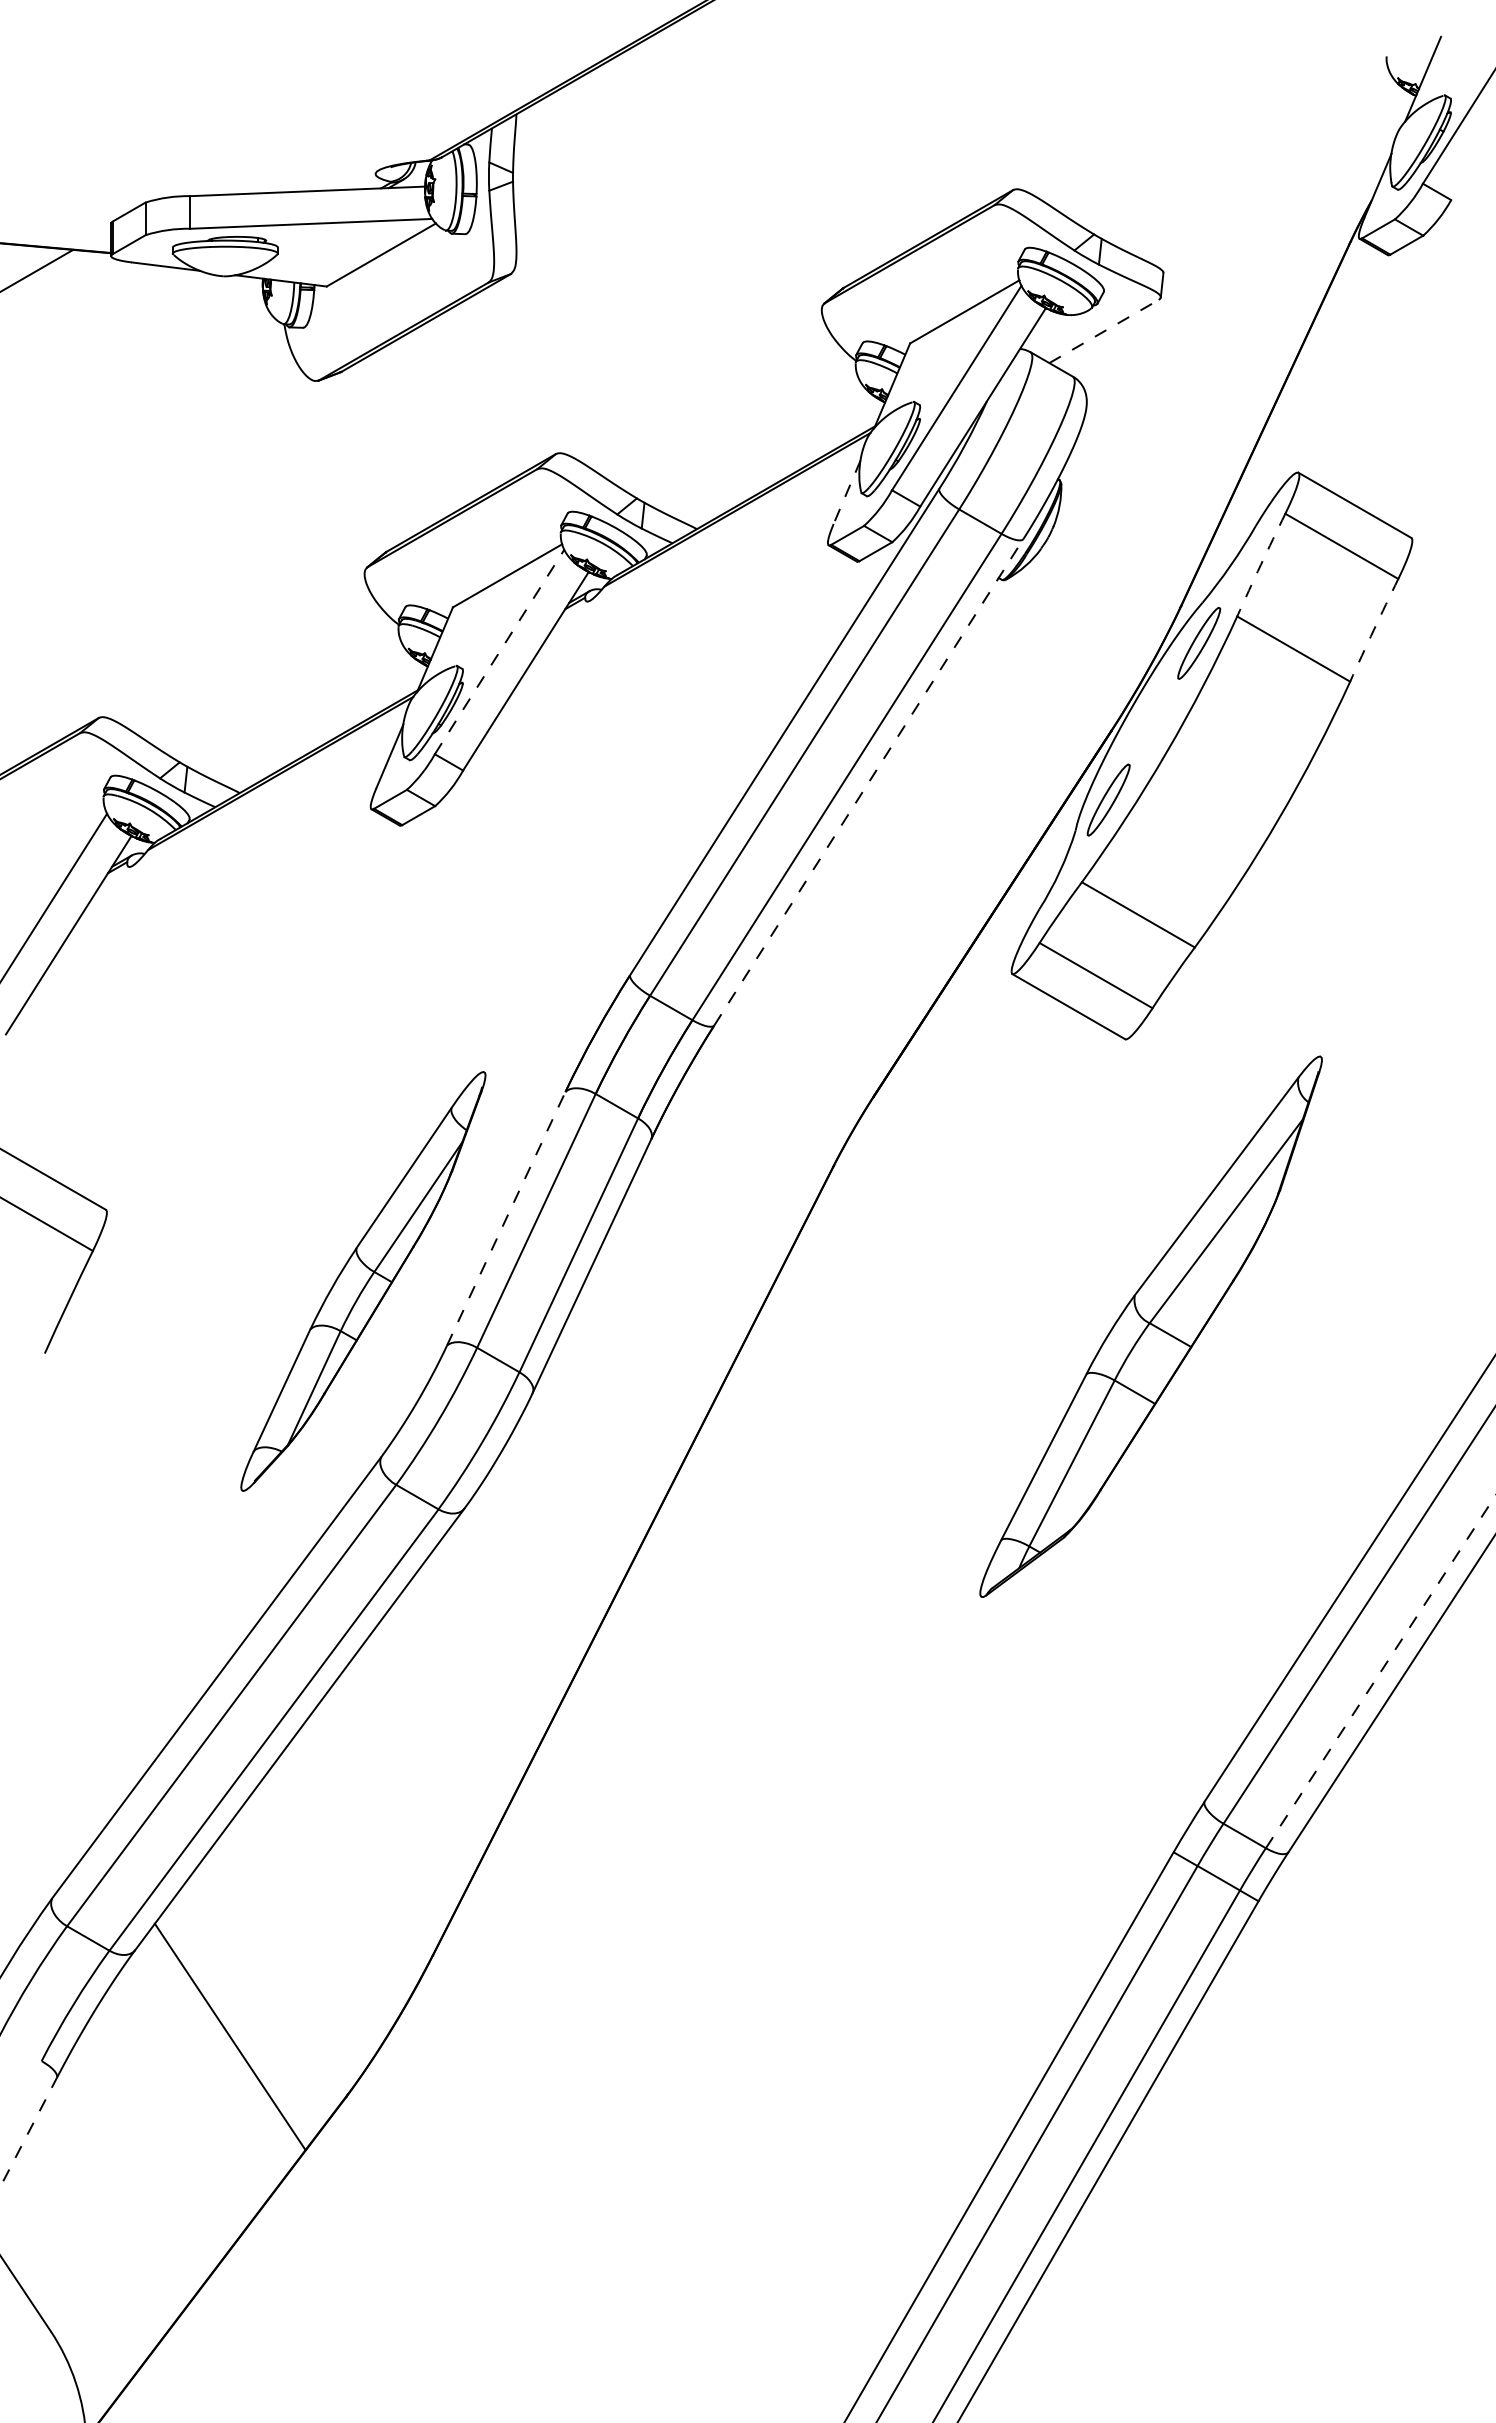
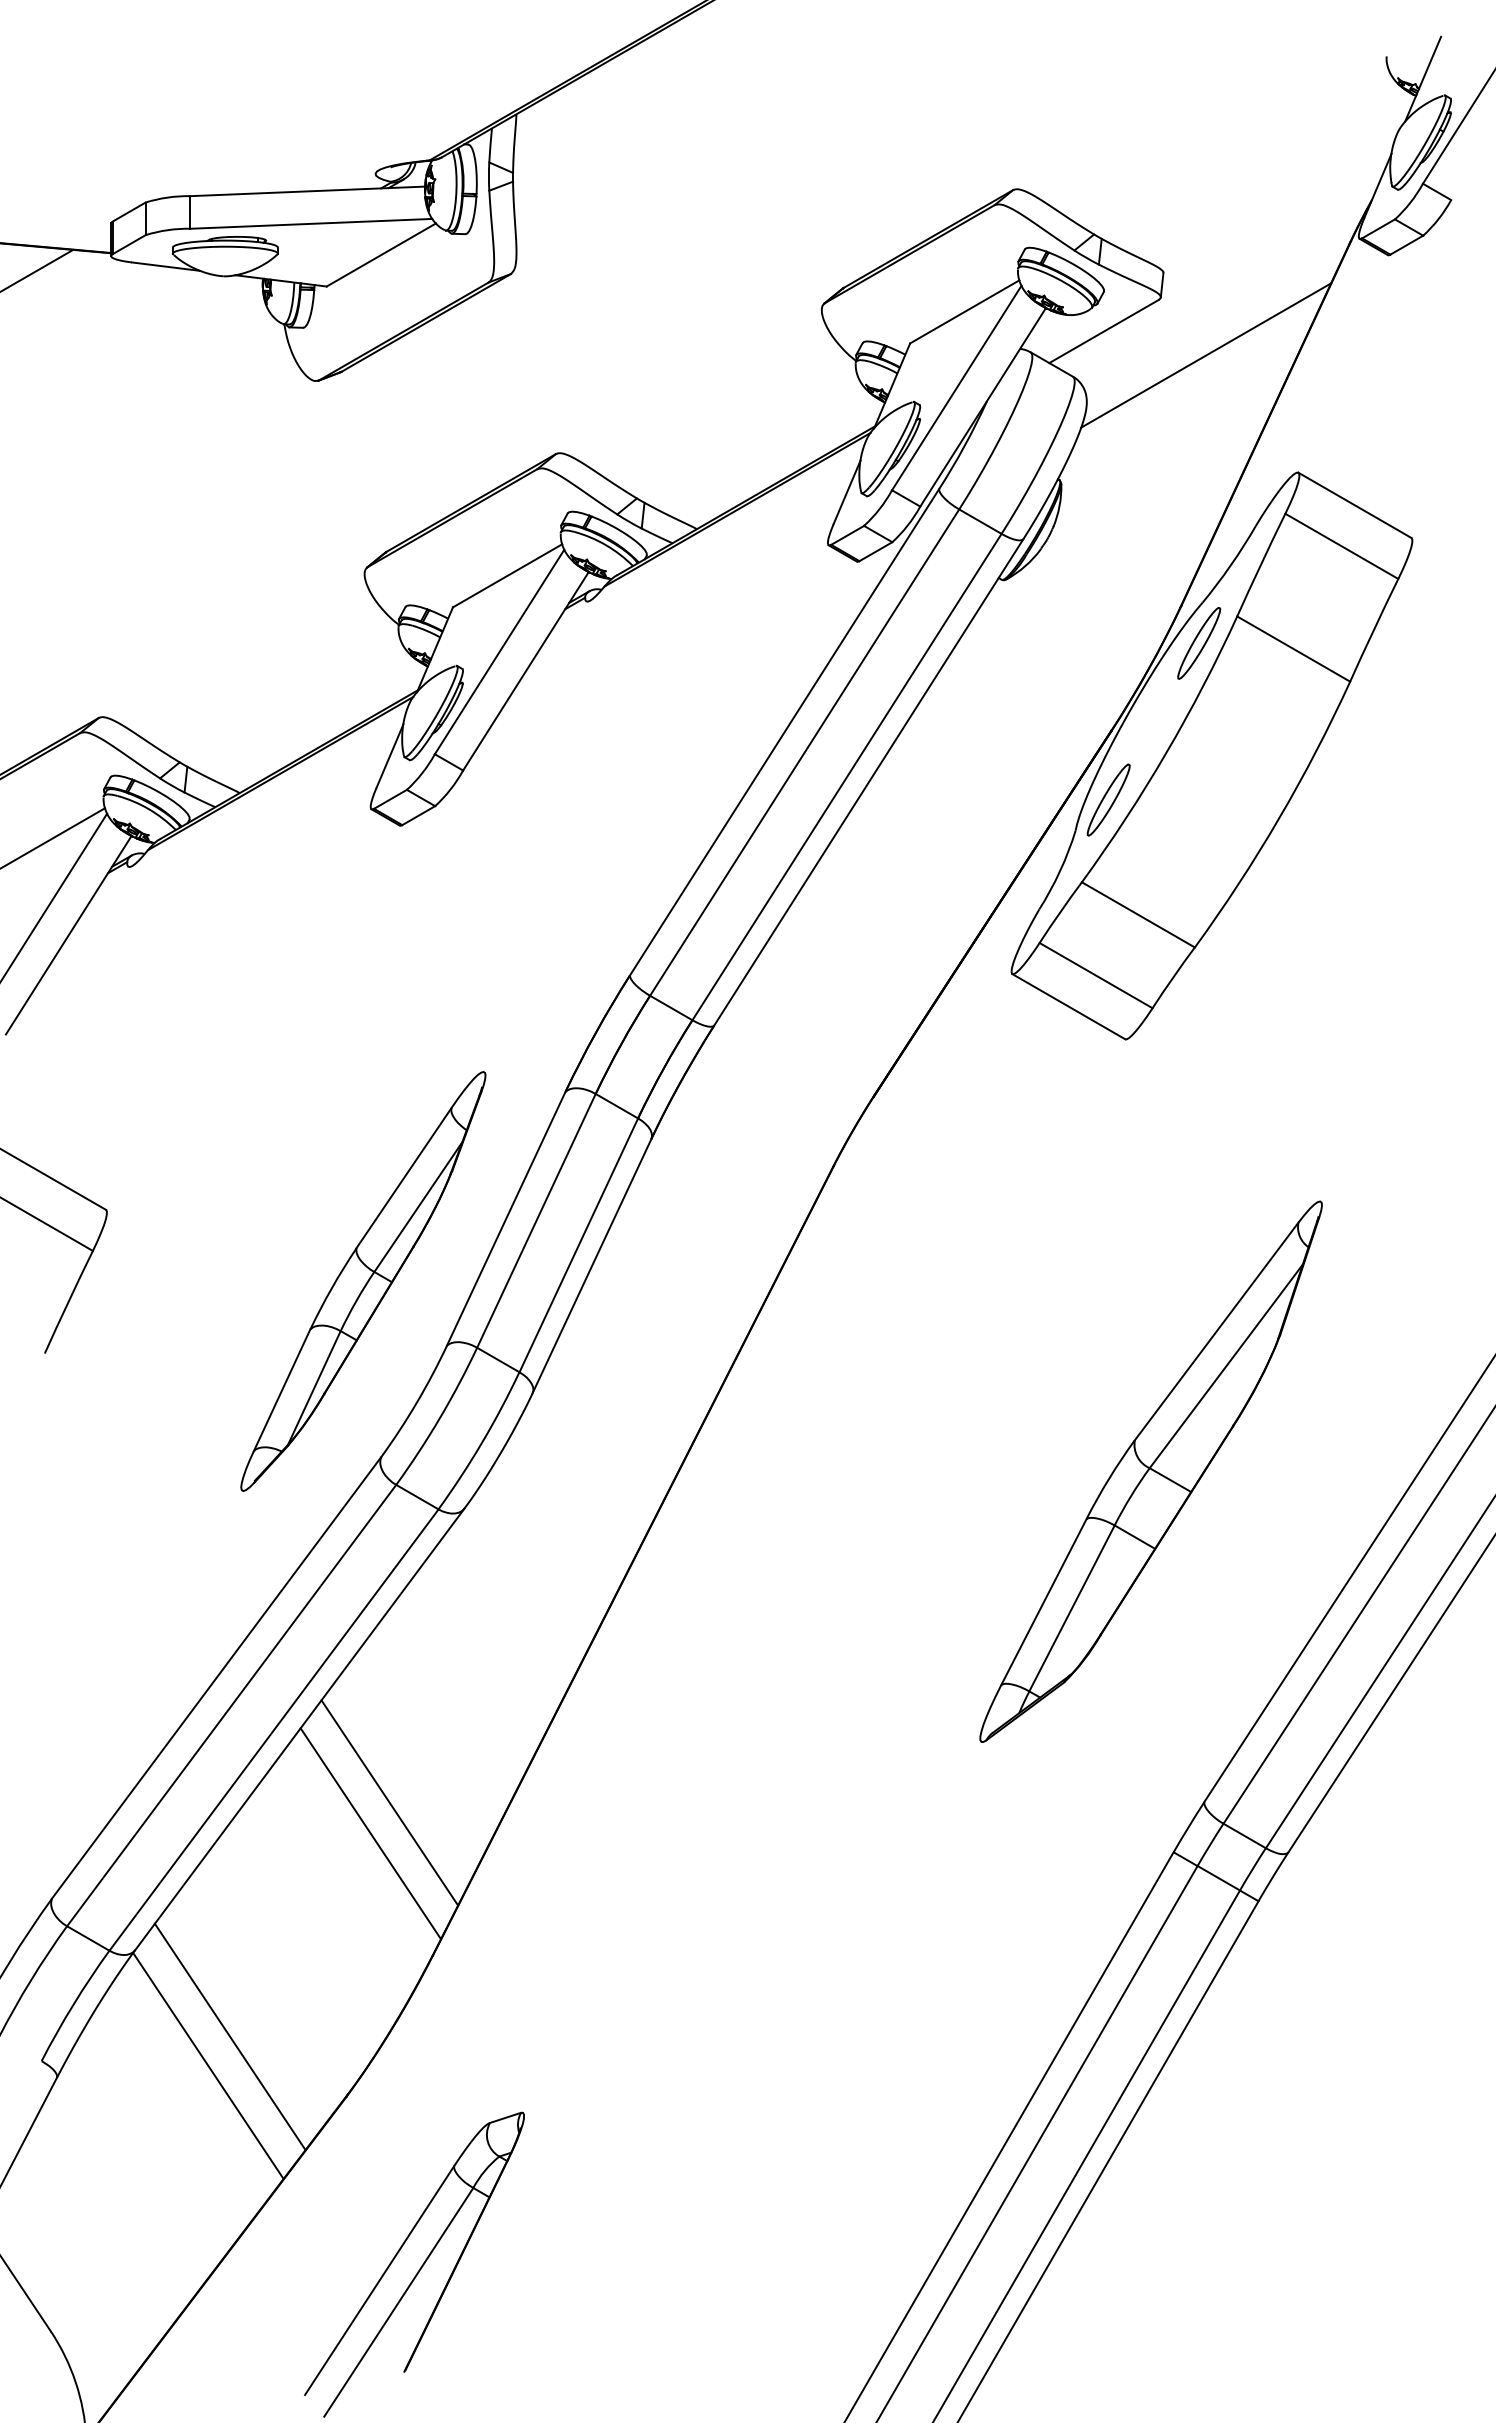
line: dashed -> solid (1104, 331)
line: none -> present (1206, 355)
line: dashed -> solid (846, 492)
arc: dashed -> solid (1260, 564)
arc: dashed -> solid (1373, 630)
line: dashed -> solid (499, 652)
line: dashed -> solid (869, 781)
line: none -> present (53, 837)
line: dashed -> solid (506, 1218)
part position: (1150, 1326) -> (1150, 1471) (1150, 1471)
line: dashed -> solid (1381, 1671)
line: none -> present (389, 1802)
line: none -> present (370, 1833)
line: none -> present (208, 2065)
line: dashed -> solid (28, 2132)
part: none -> present (419, 2268)
